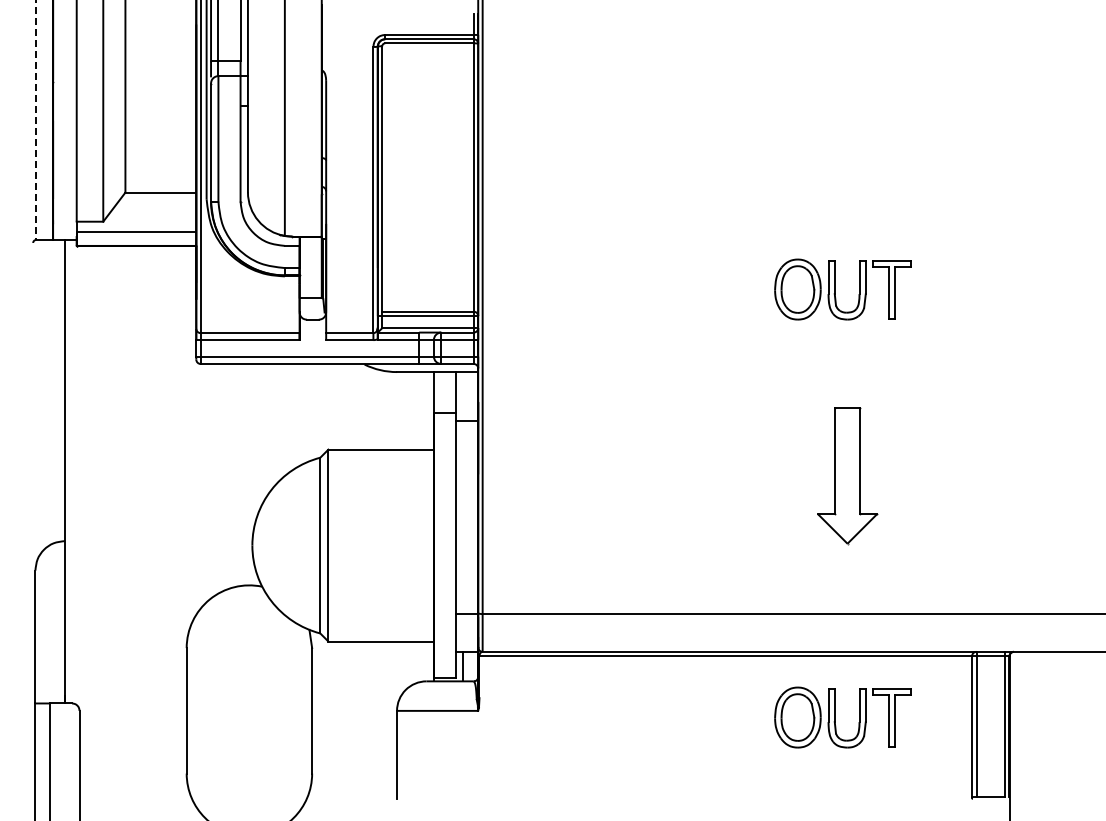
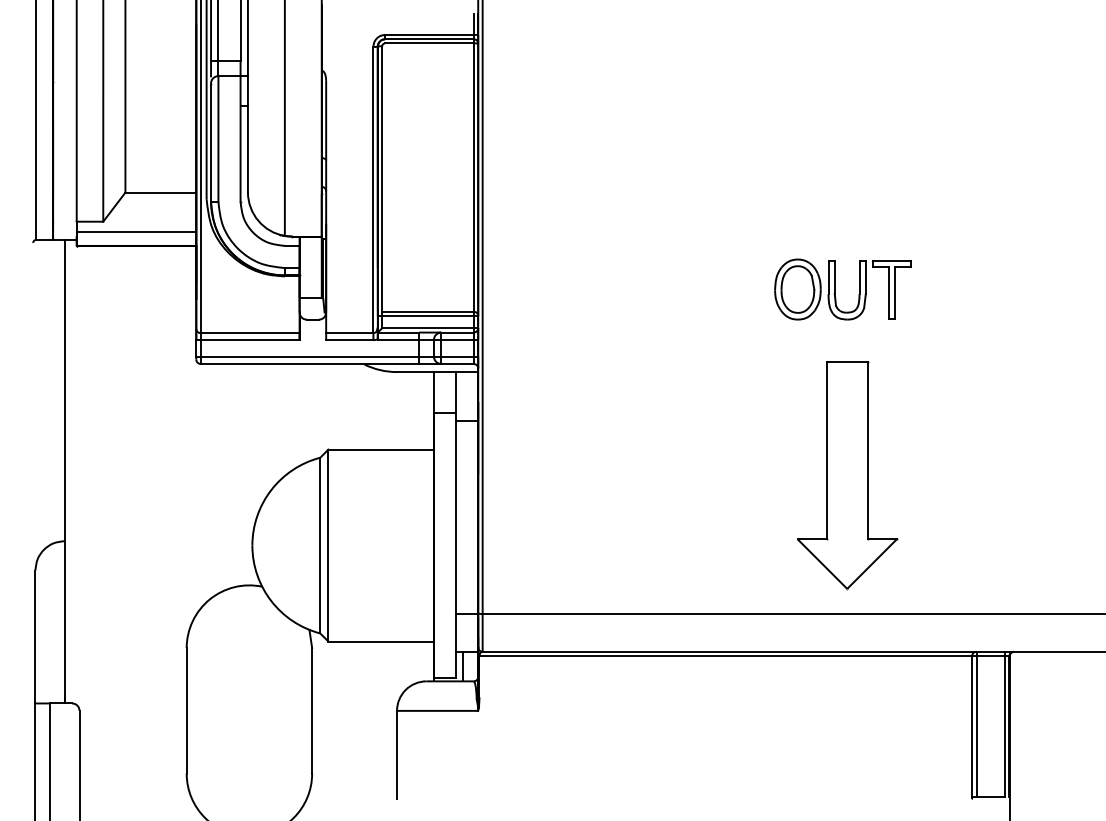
line: dashed -> solid (36, 120)
part size: 62x139 px -> 102x230 px (847, 475)
part: present -> none (835, 717)
